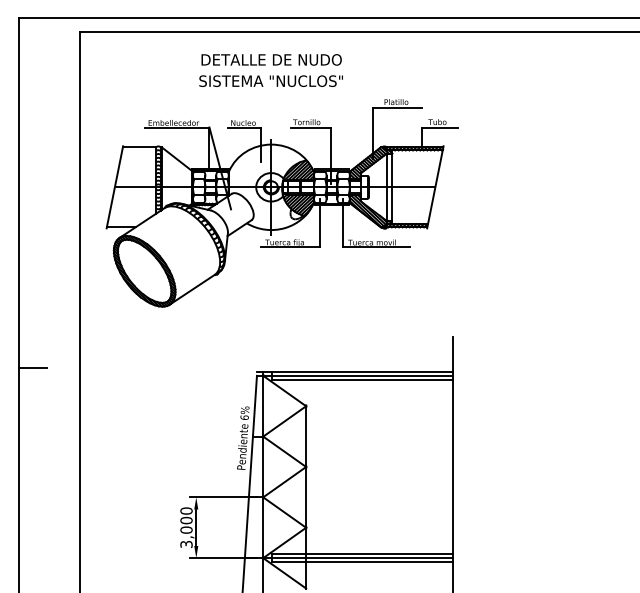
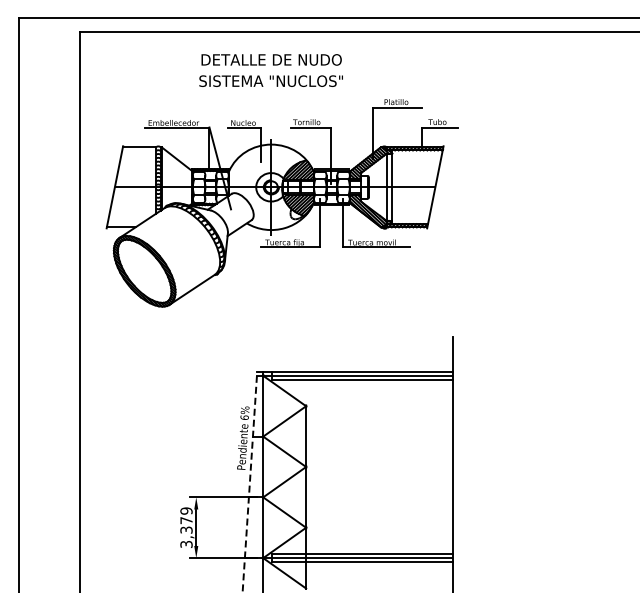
line: present -> none (32, 368)
line: solid -> dashed (249, 484)
text: 3,000 -> 3,379 (186, 520)
